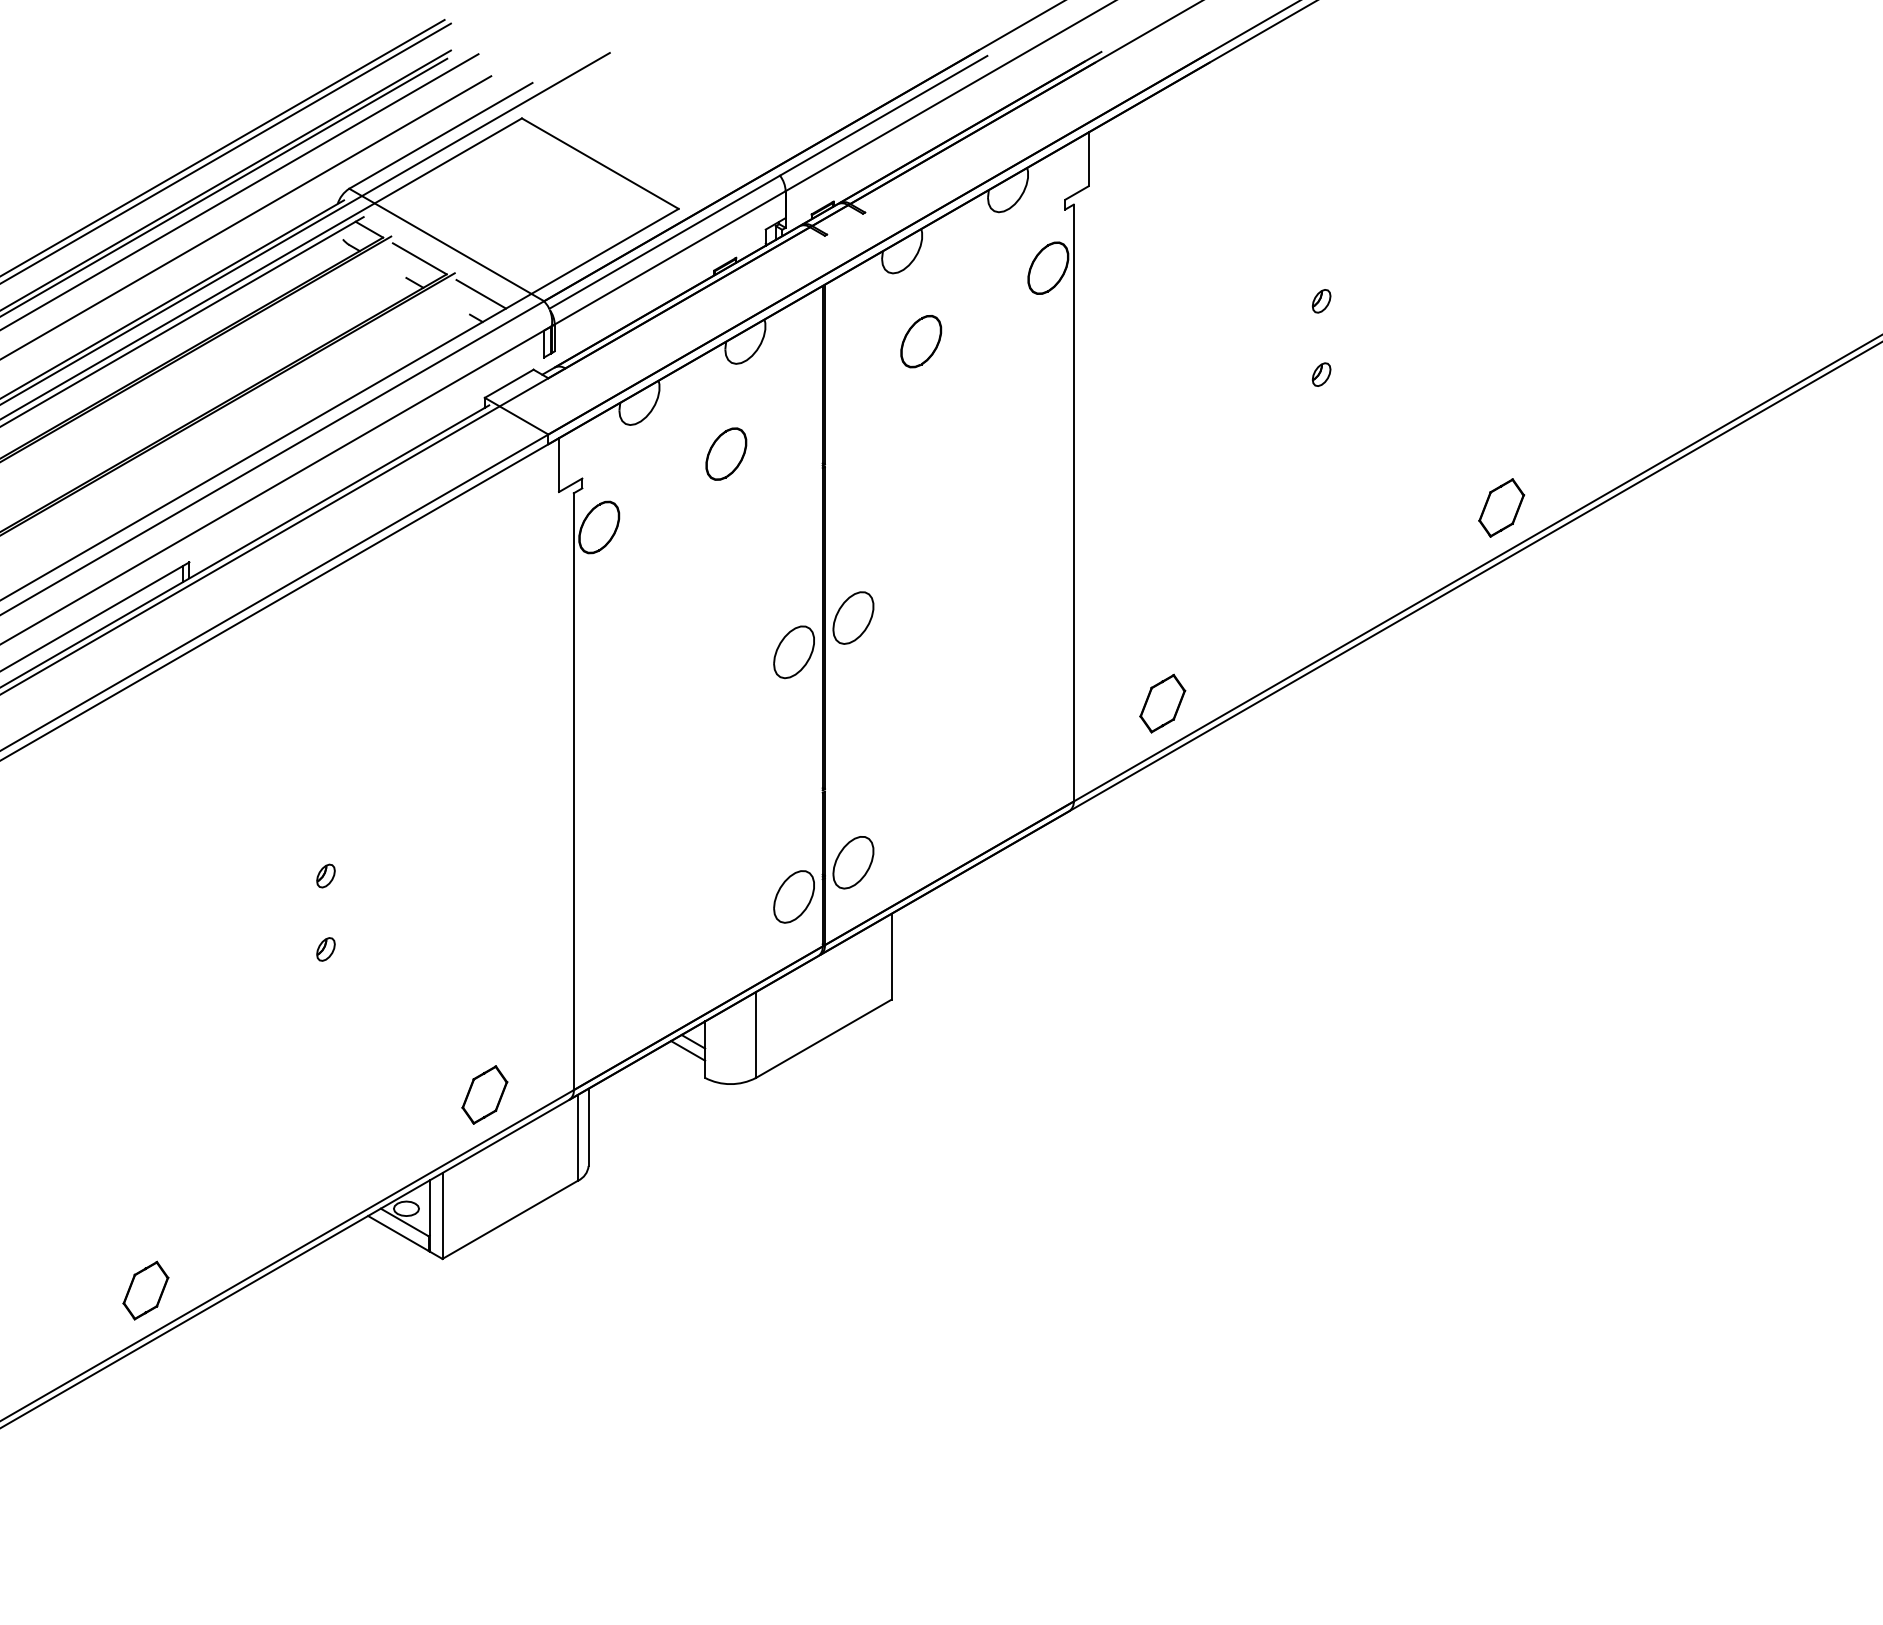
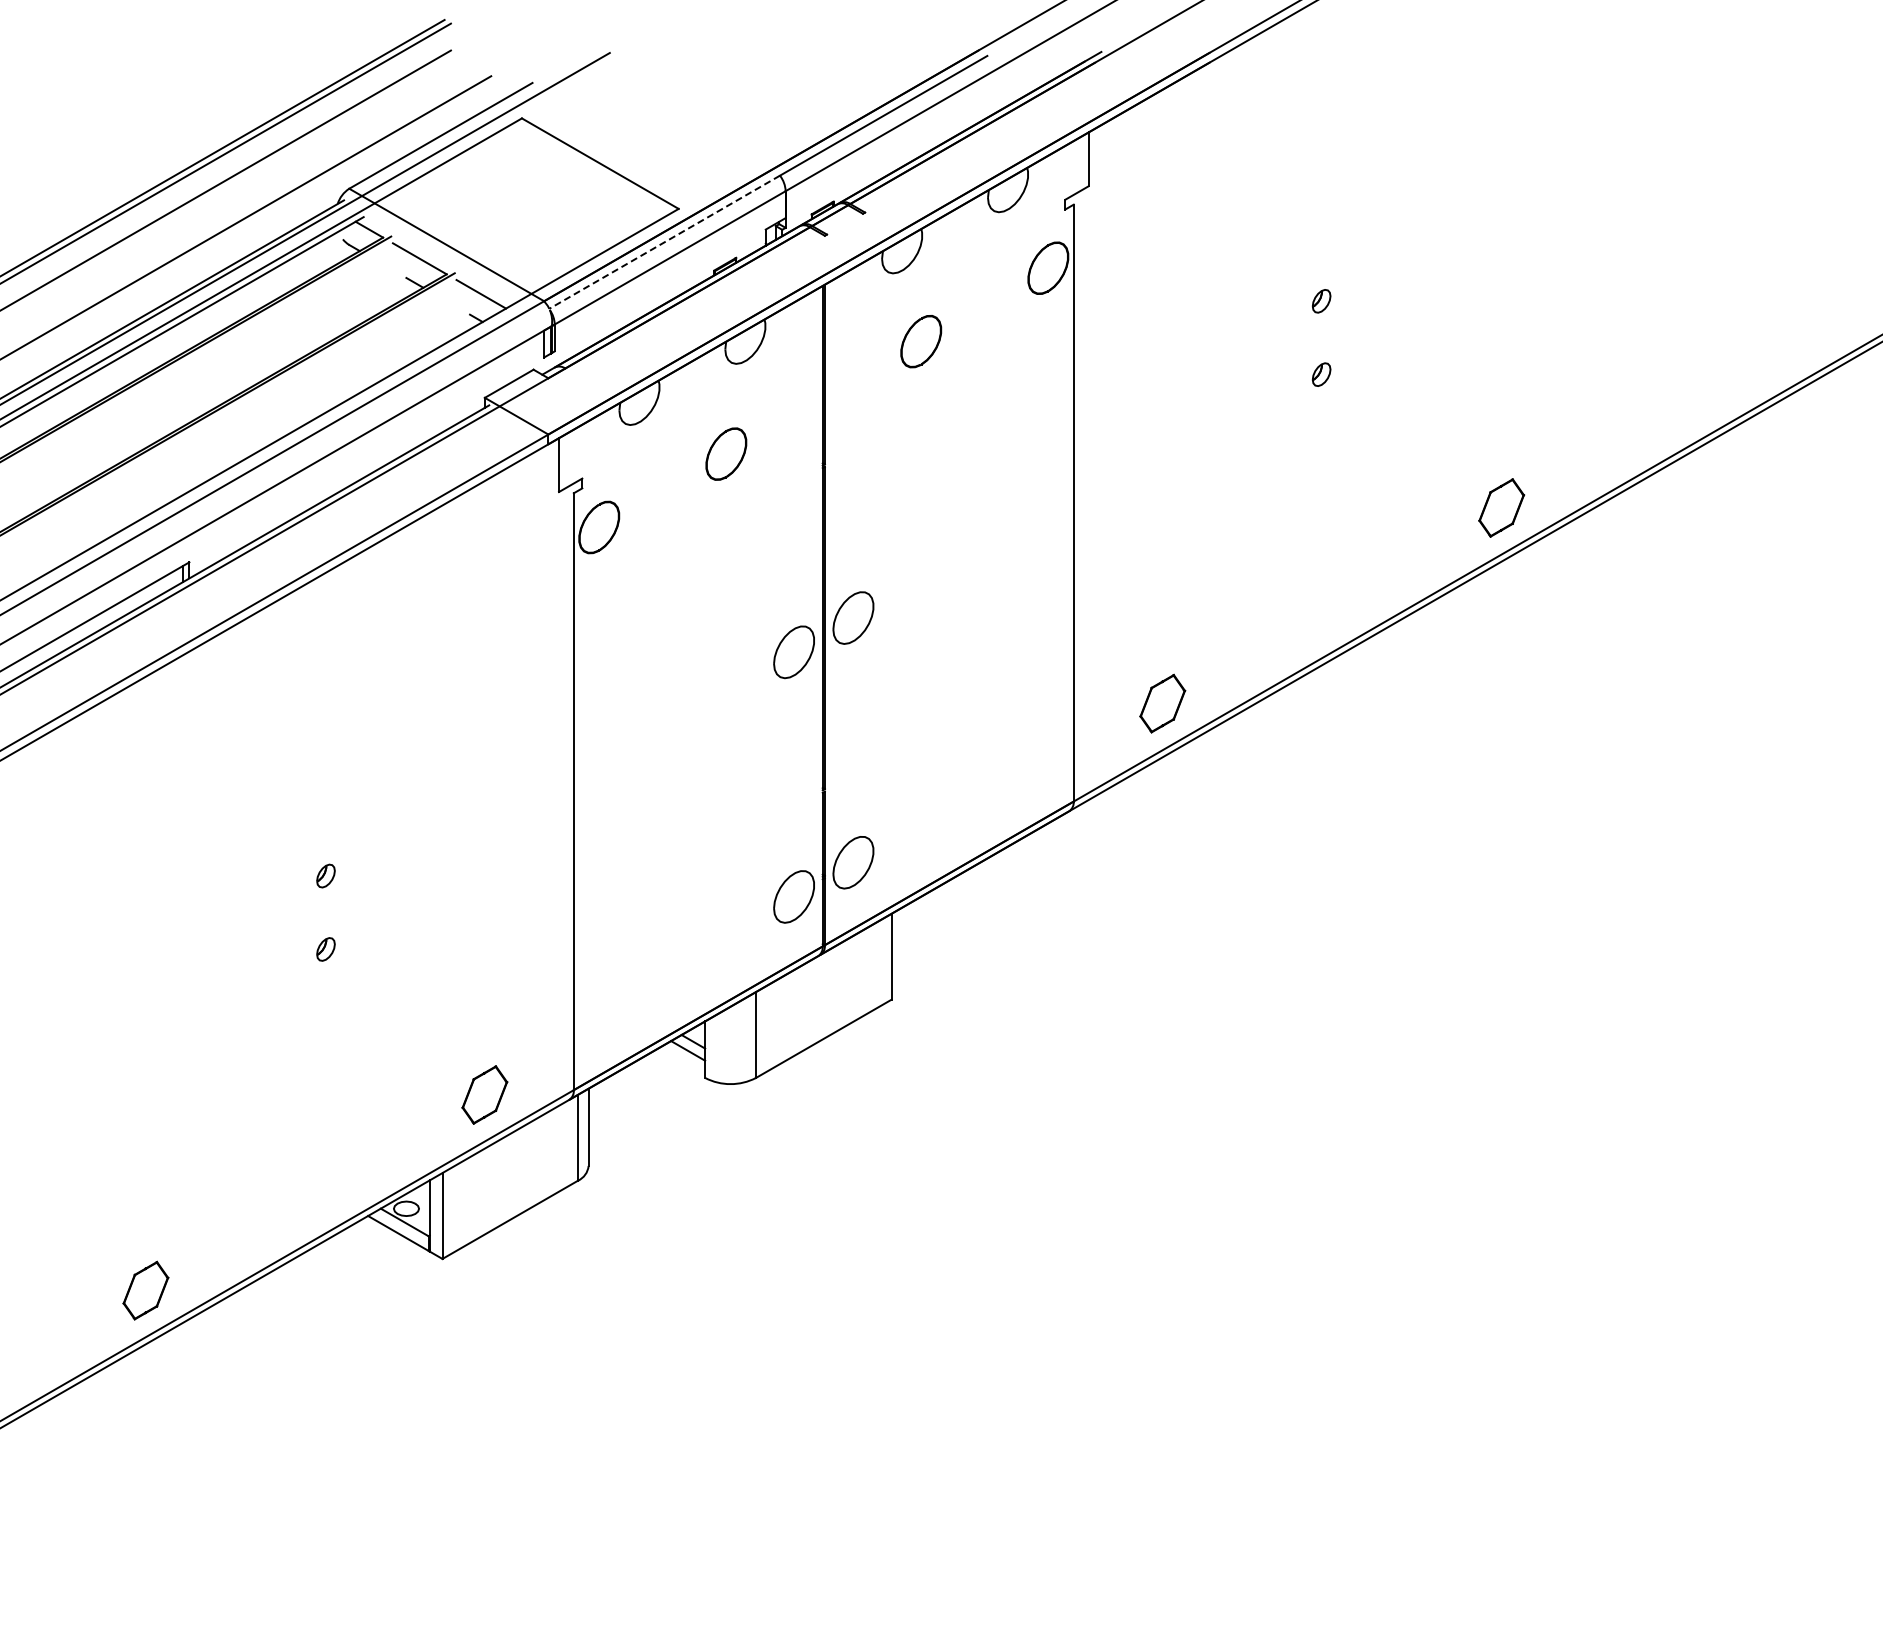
line: present -> none (224, 186)
line: present -> none (240, 191)
line: solid -> dashed (664, 242)
